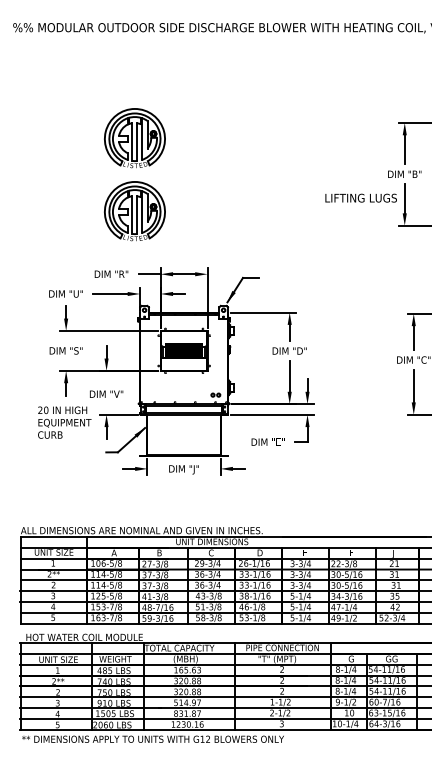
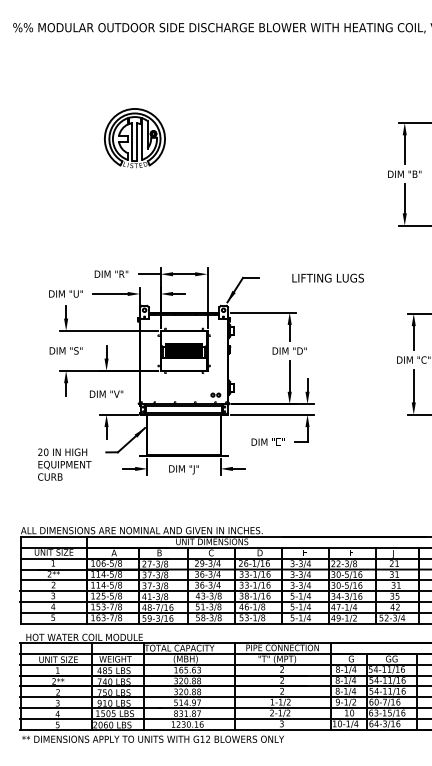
text position: (360, 197) -> (327, 277) (327, 277)
part: present -> none (134, 211)
text position: (64, 422) -> (64, 464) (64, 464)
